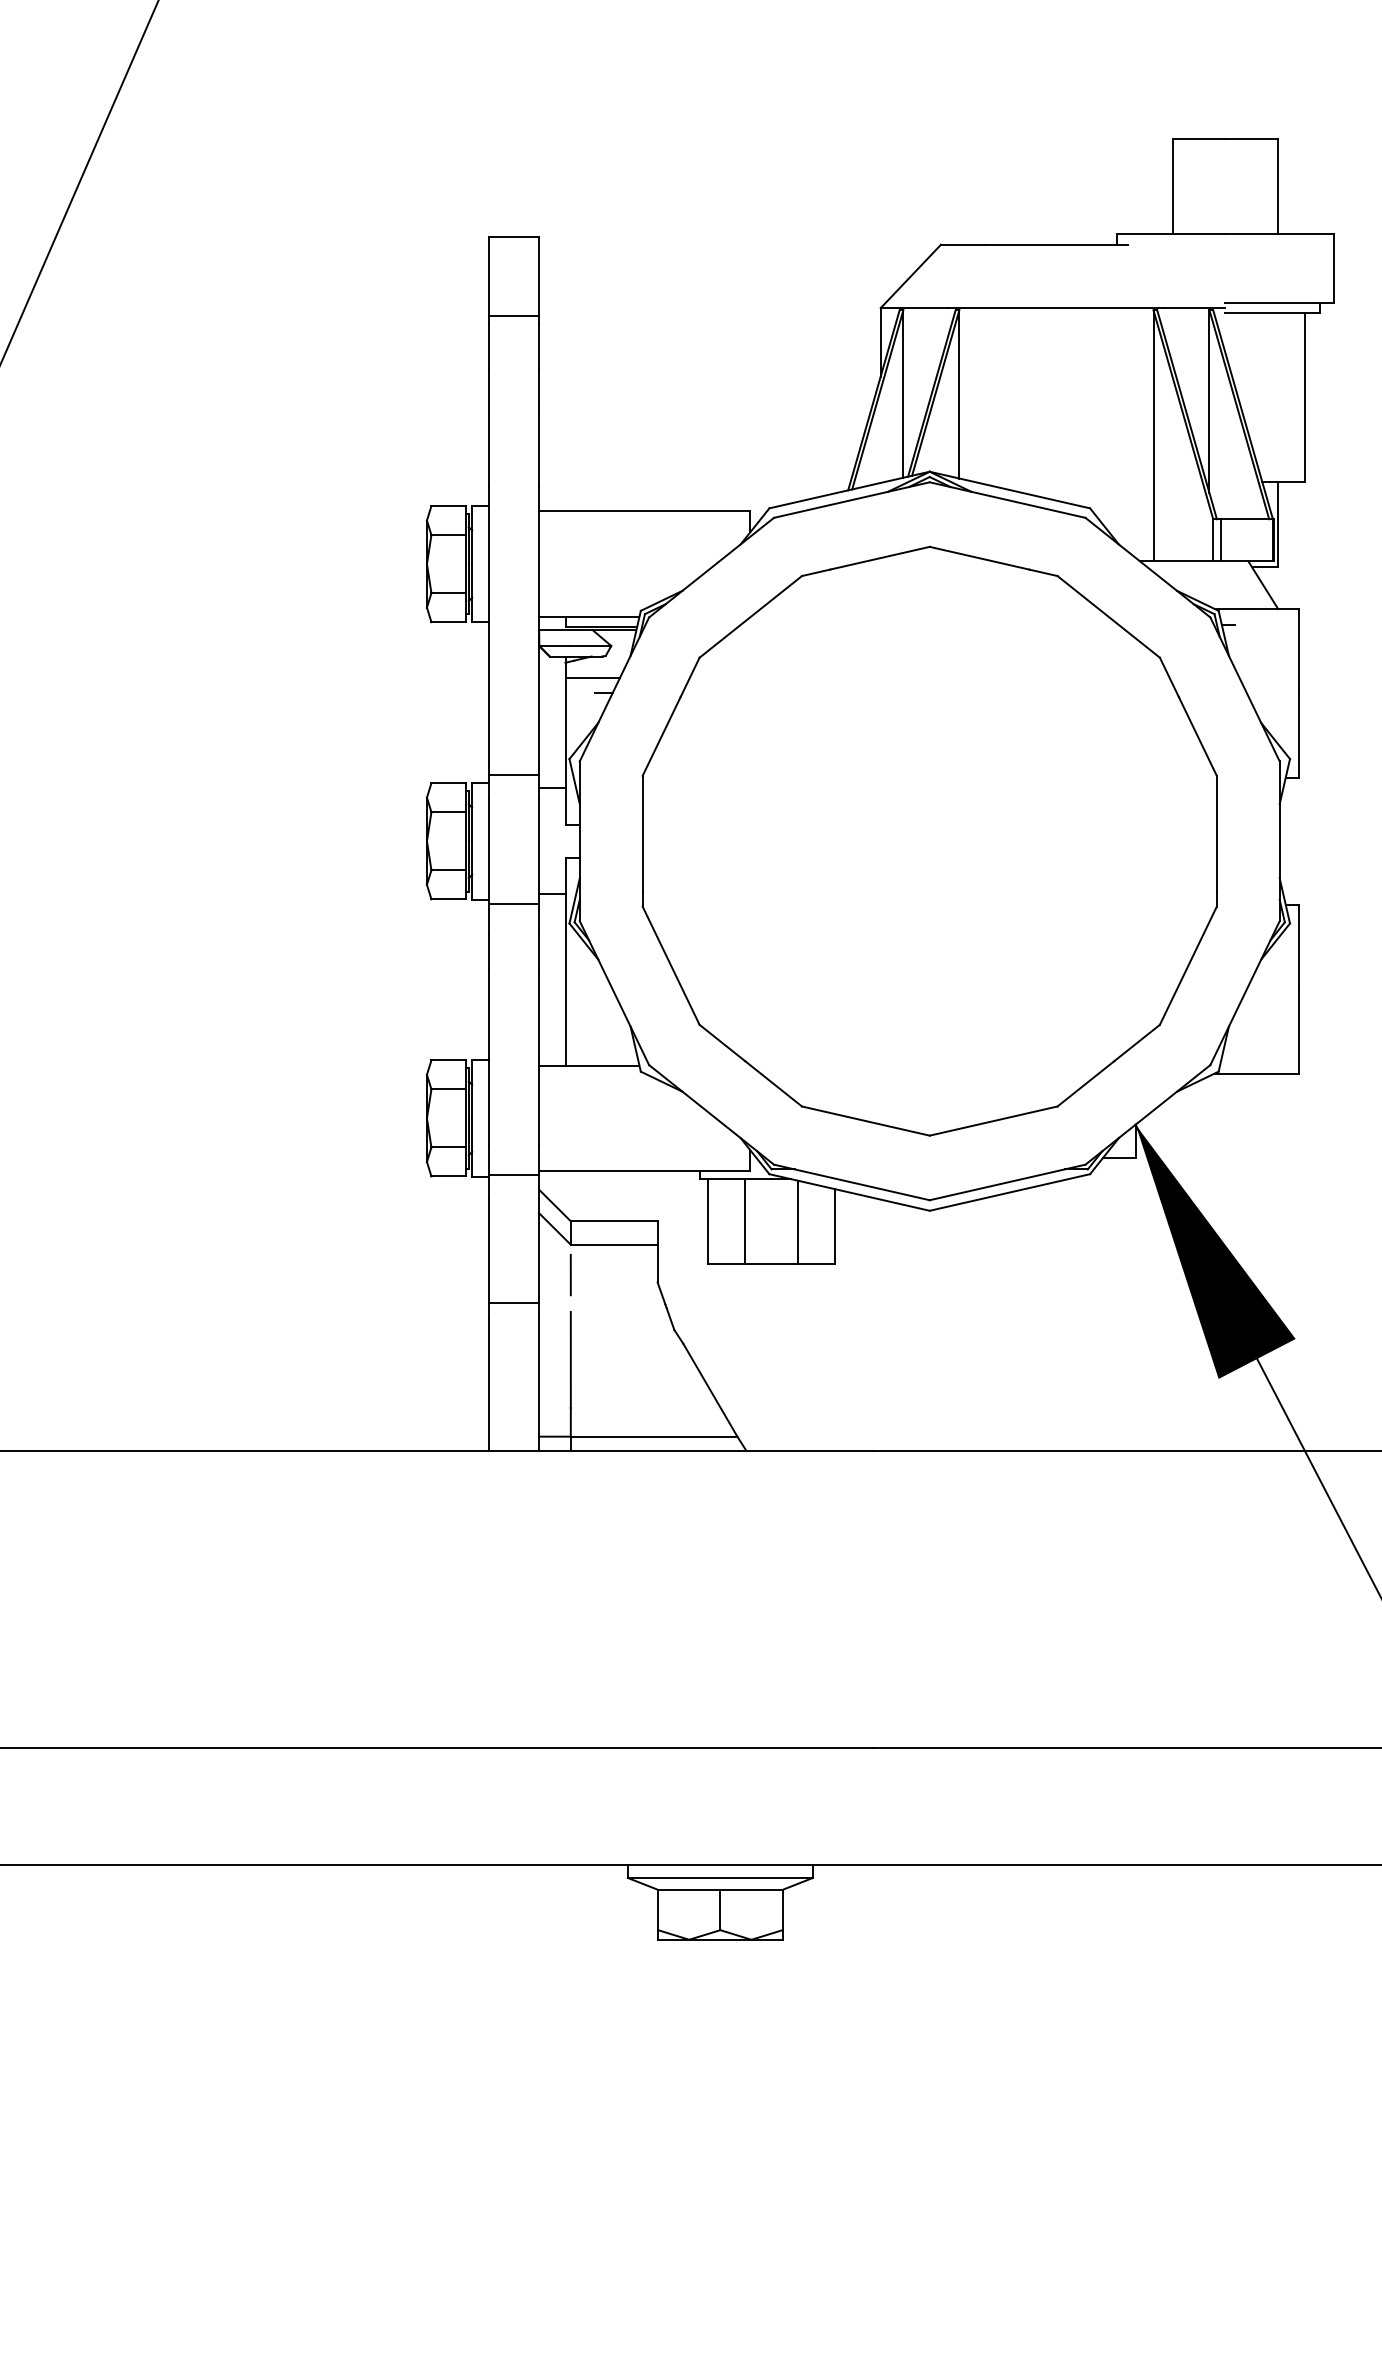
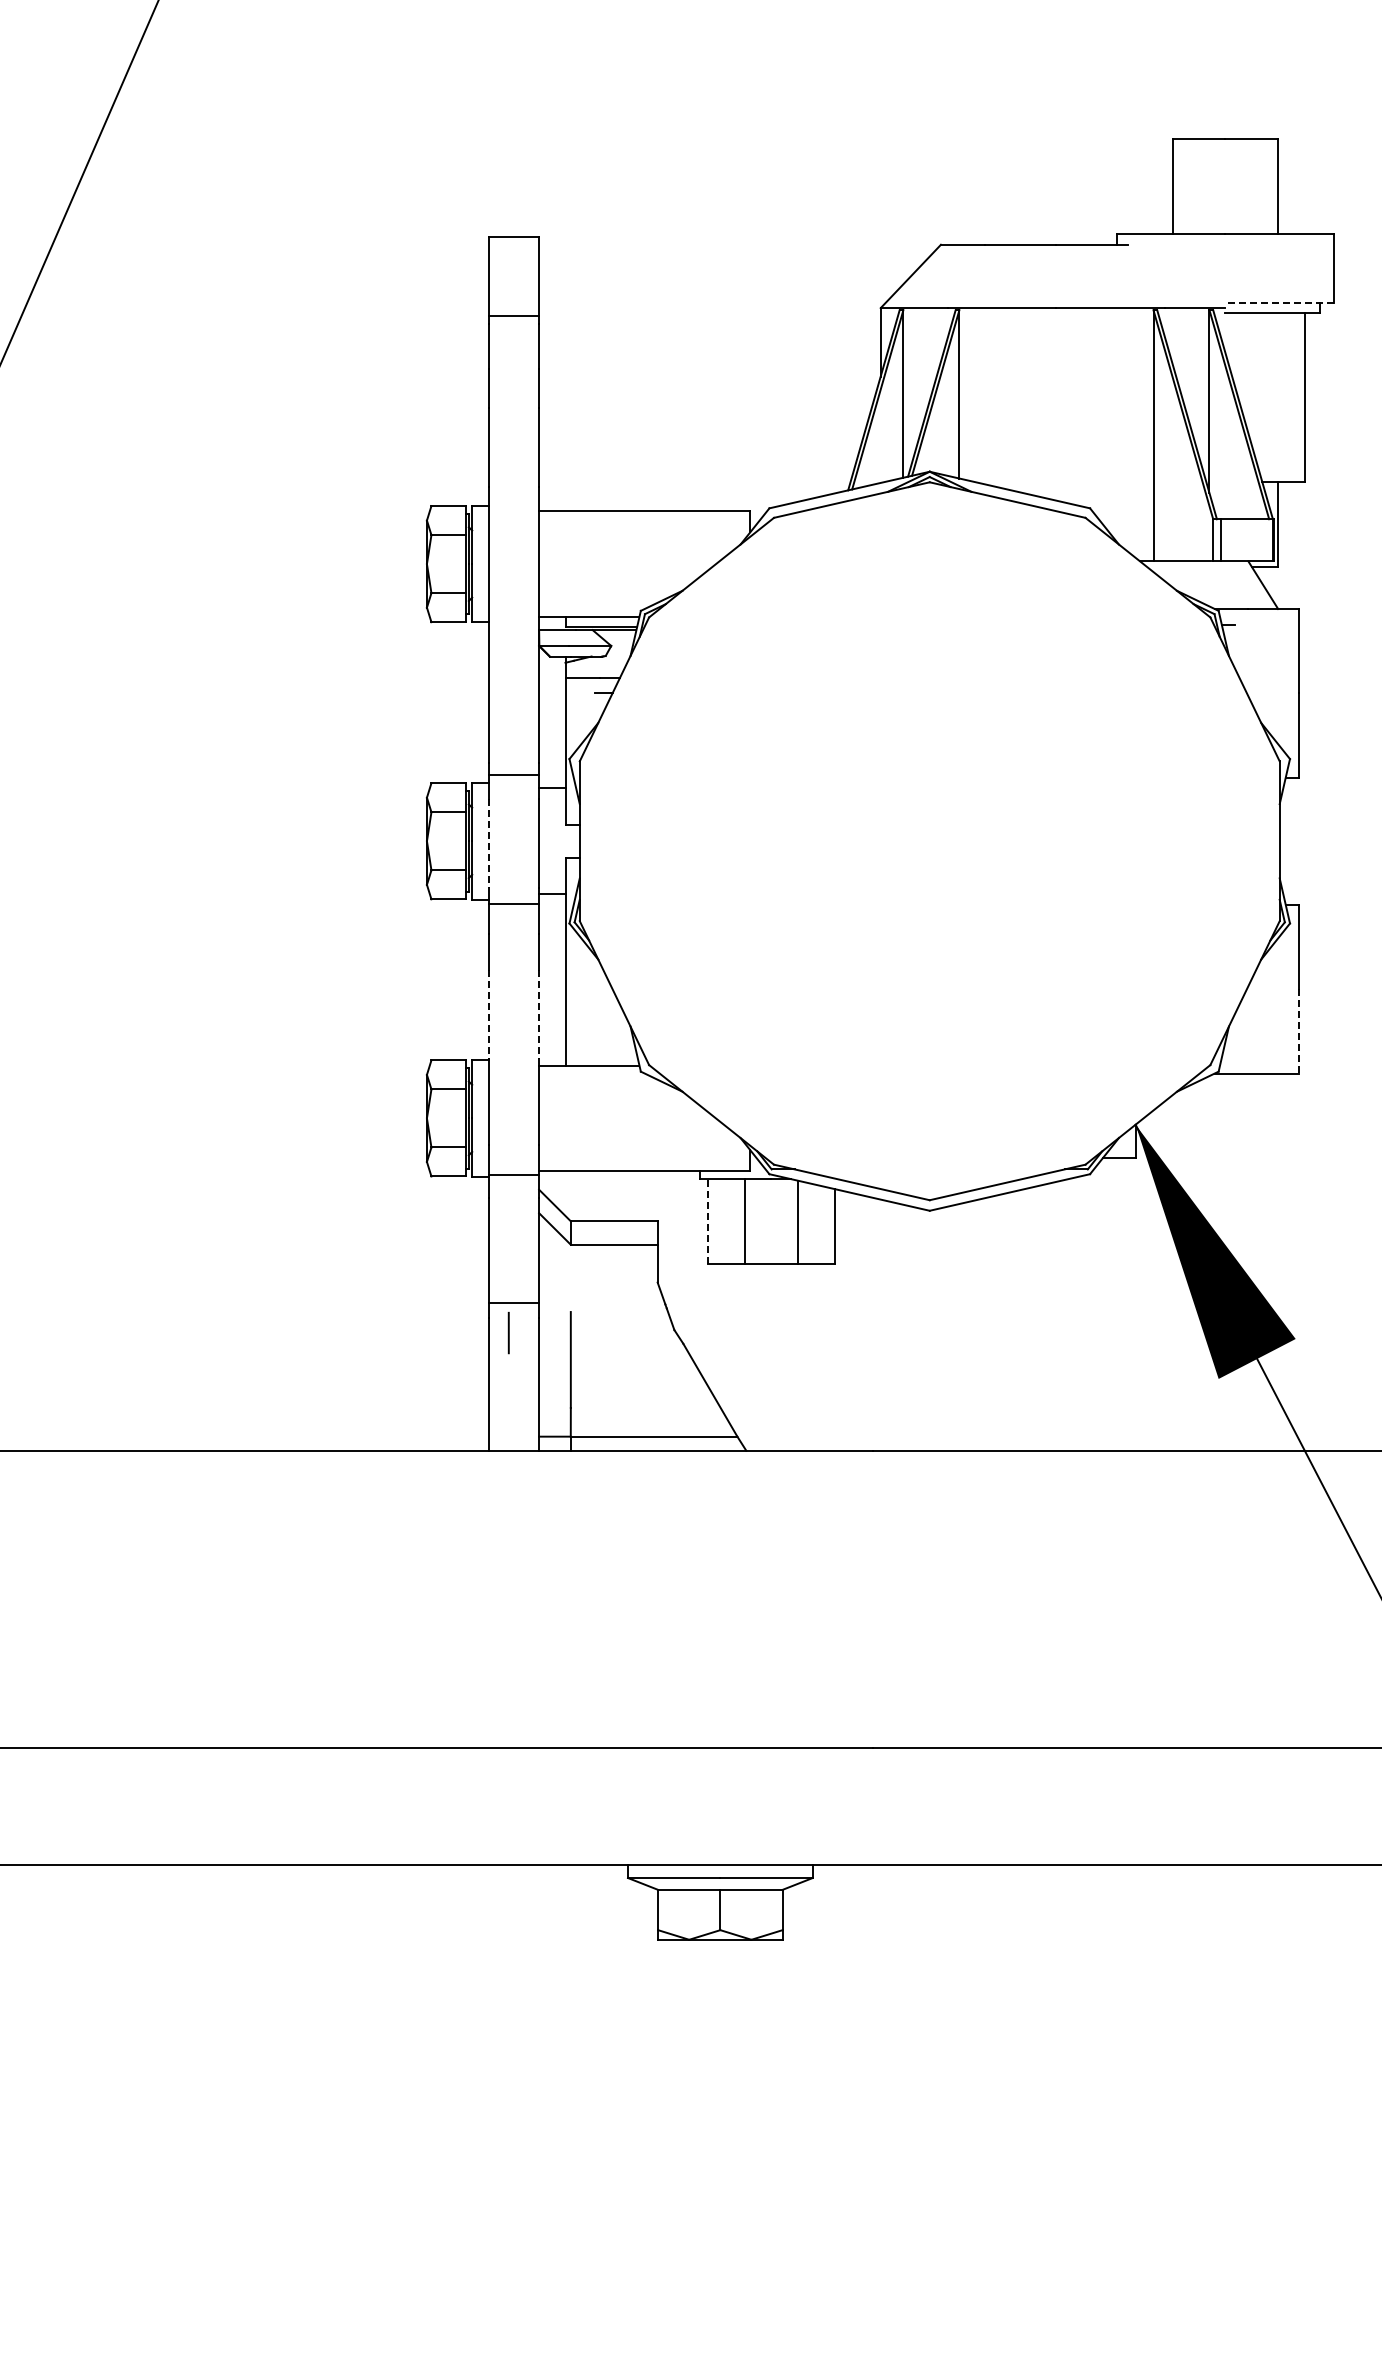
line: solid -> dashed (1278, 302)
part: present -> none (929, 840)
line: solid -> dashed (488, 843)
line: solid -> dashed (488, 1014)
line: solid -> dashed (539, 1014)
line: solid -> dashed (1299, 1031)
line: solid -> dashed (708, 1220)
line position: (570, 1275) -> (508, 1333) (508, 1333)
